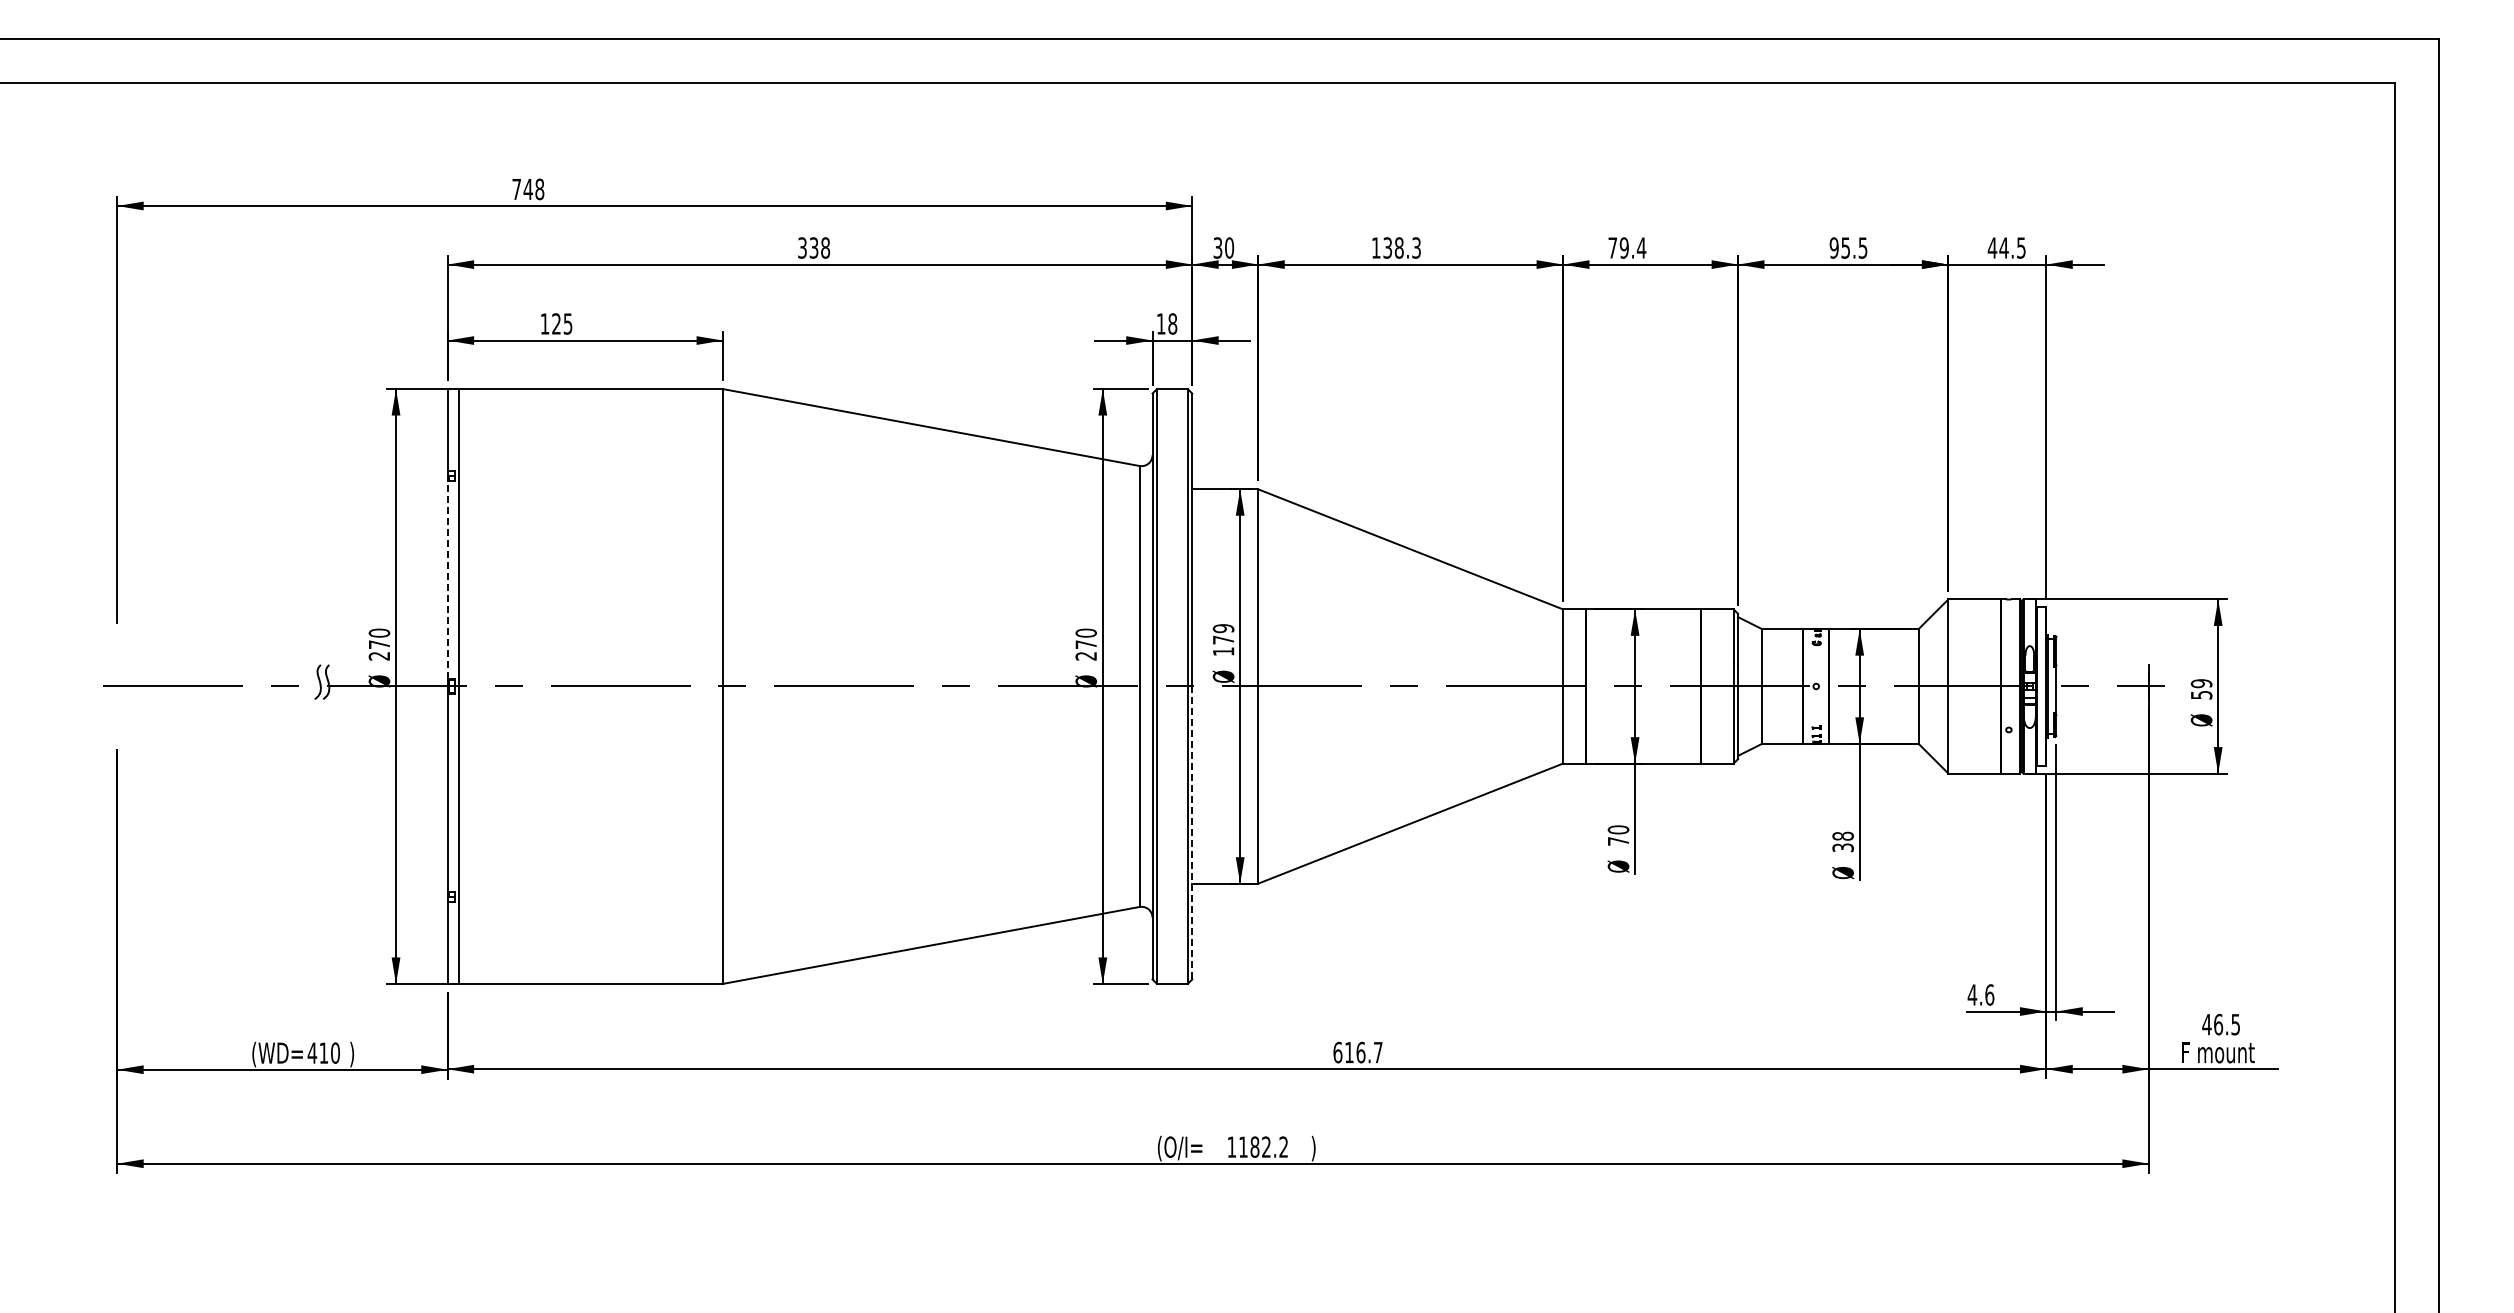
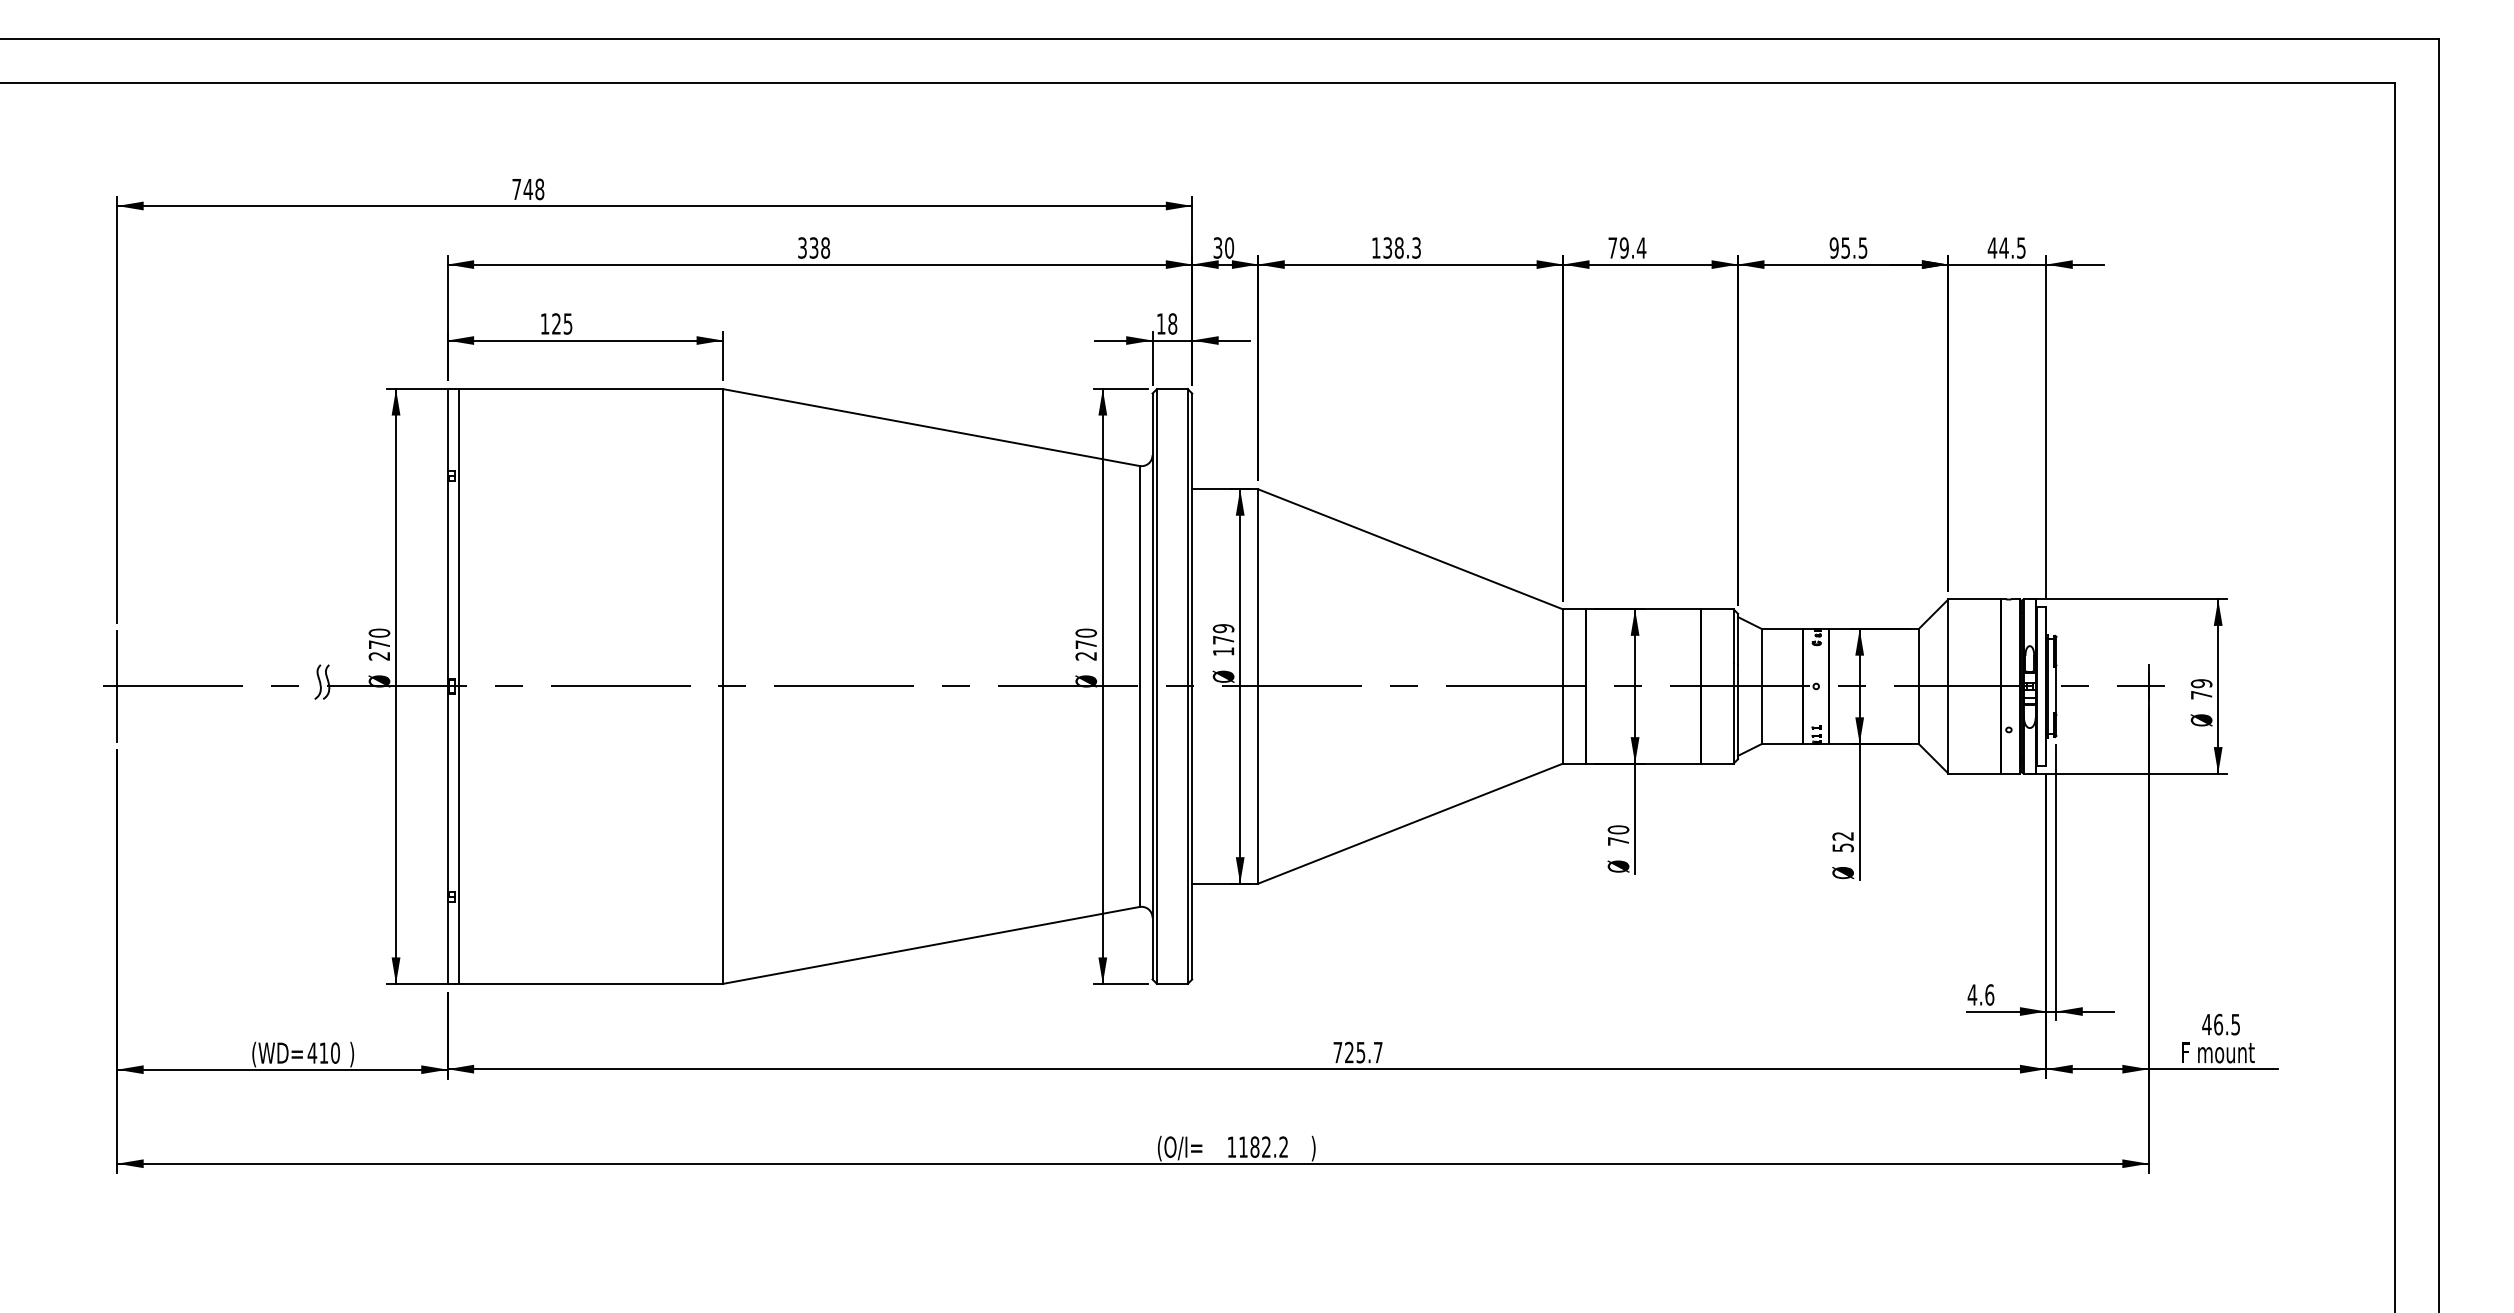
line: dashed -> solid (447, 579)
line: none -> present (117, 686)
text: 59 -> 79 (2201, 695)
line: dashed -> solid (1192, 833)
text: 38 -> 52 (1842, 841)
text: 616.7 -> 725.7 (1349, 1052)
